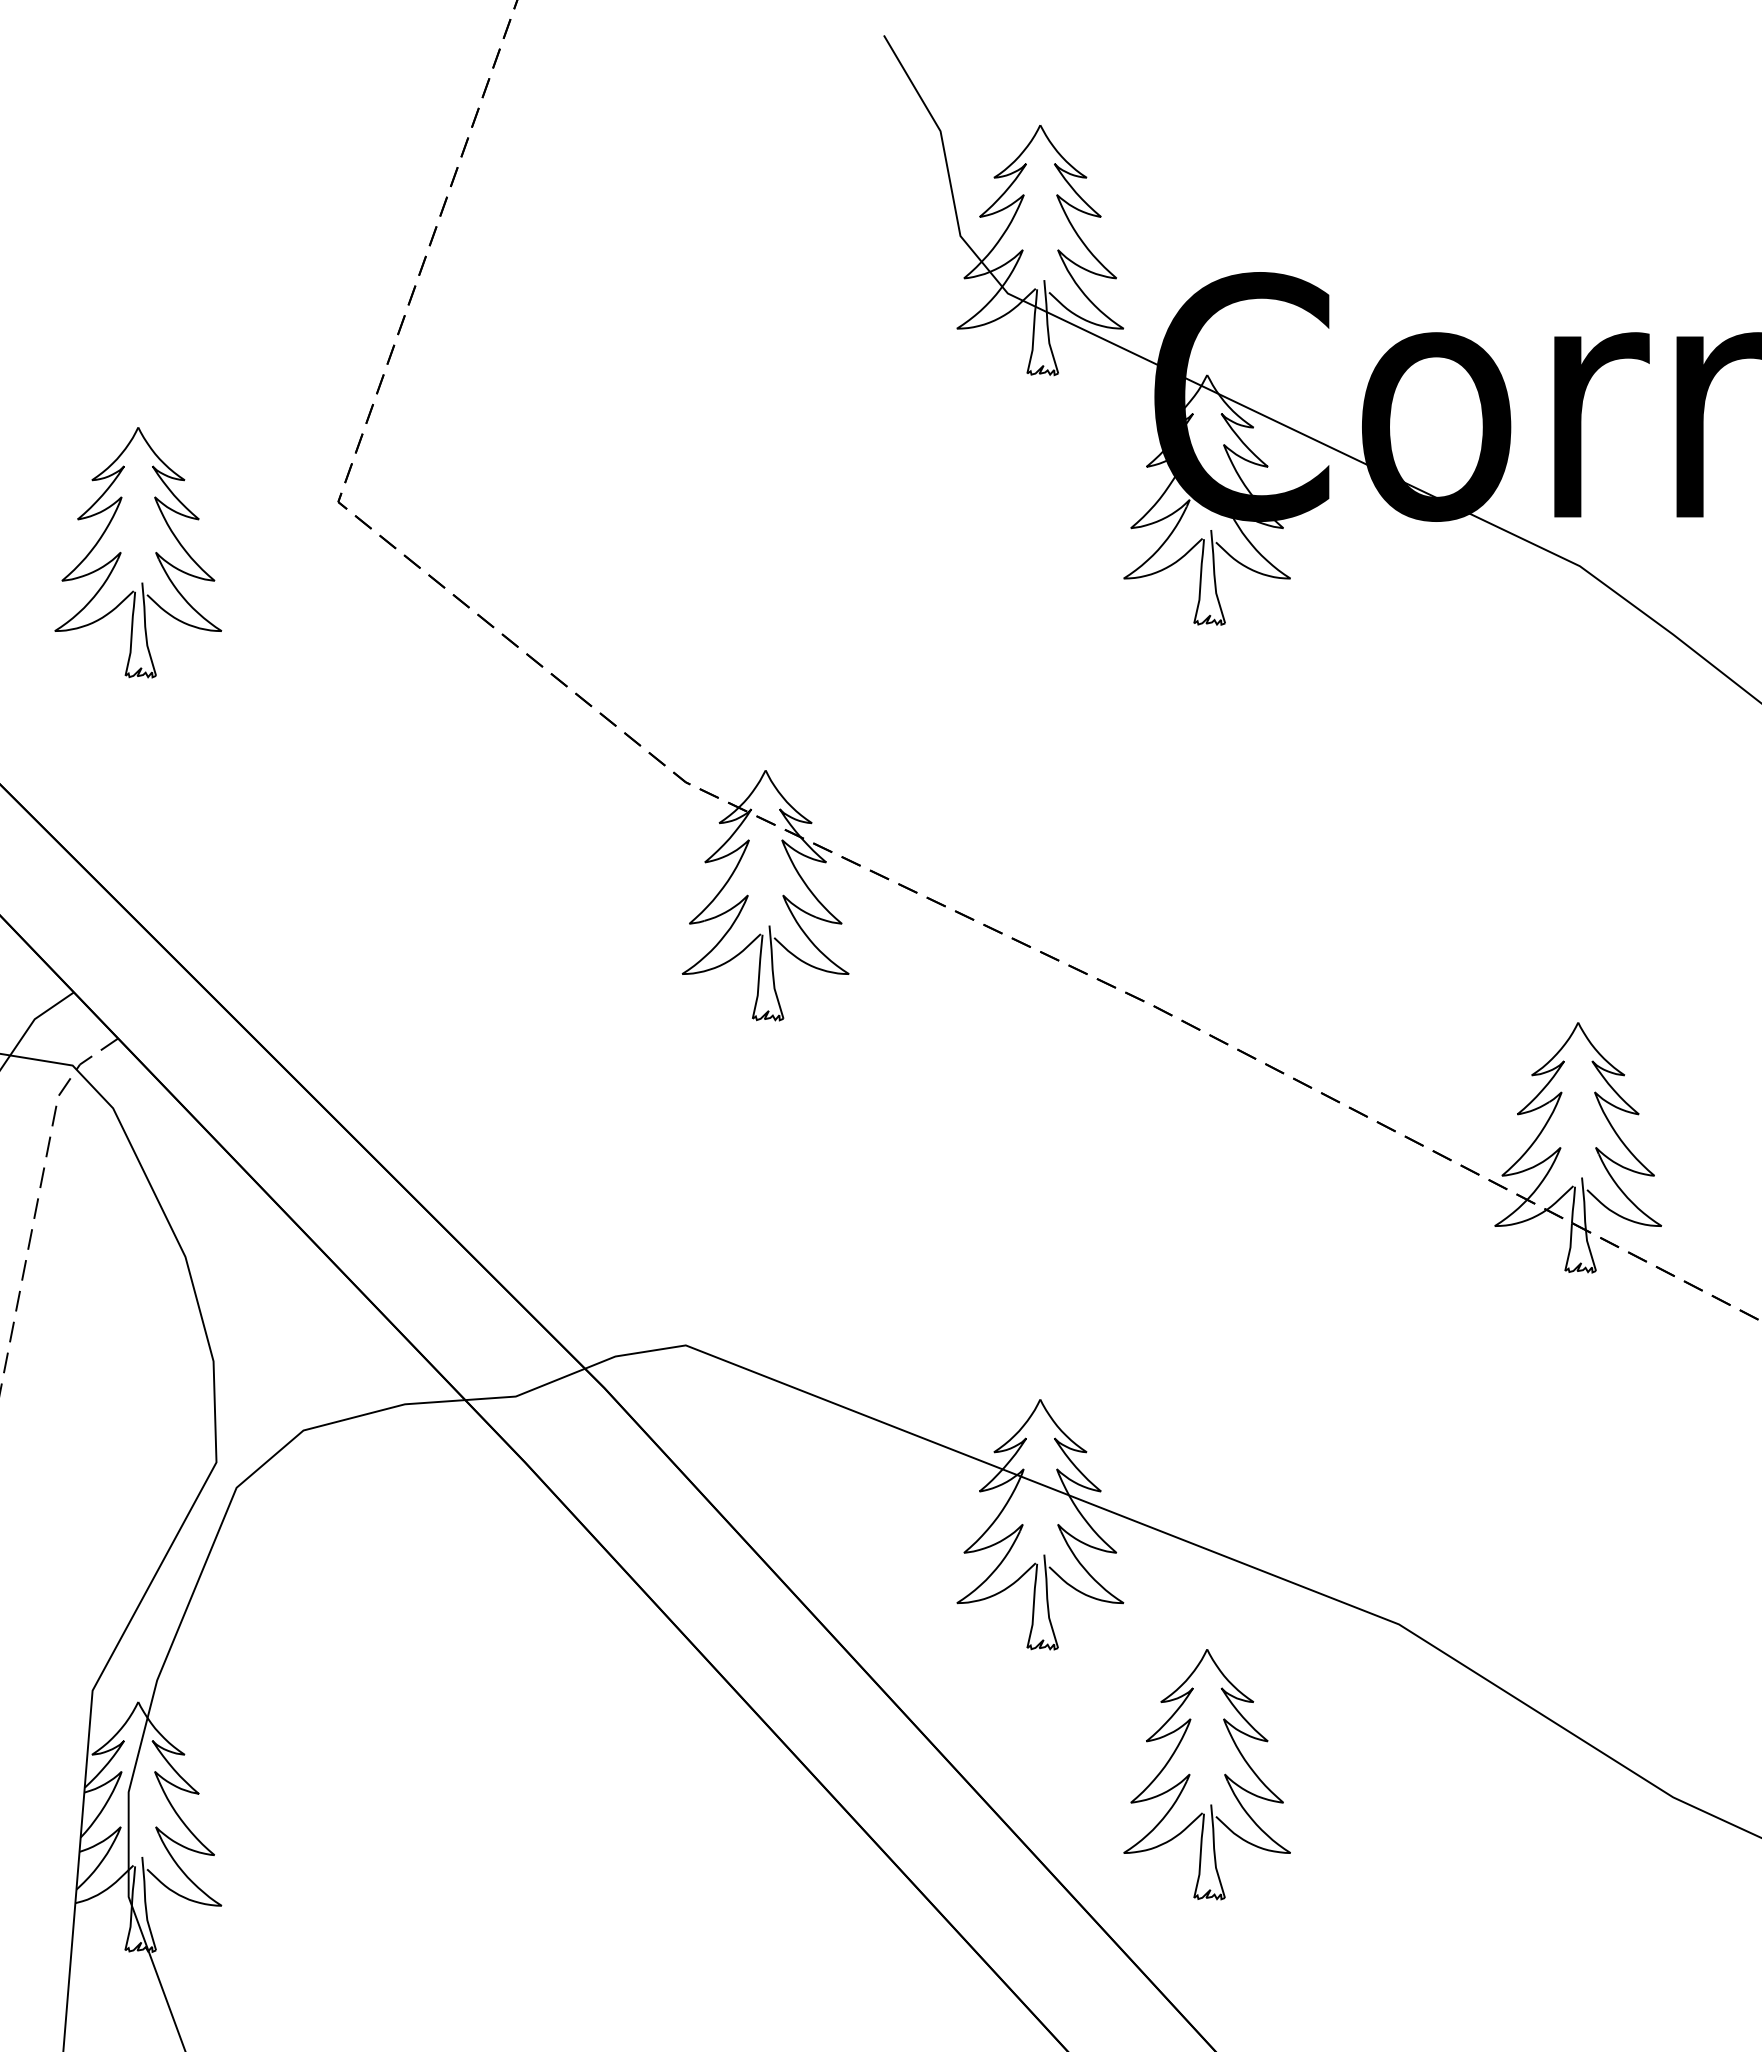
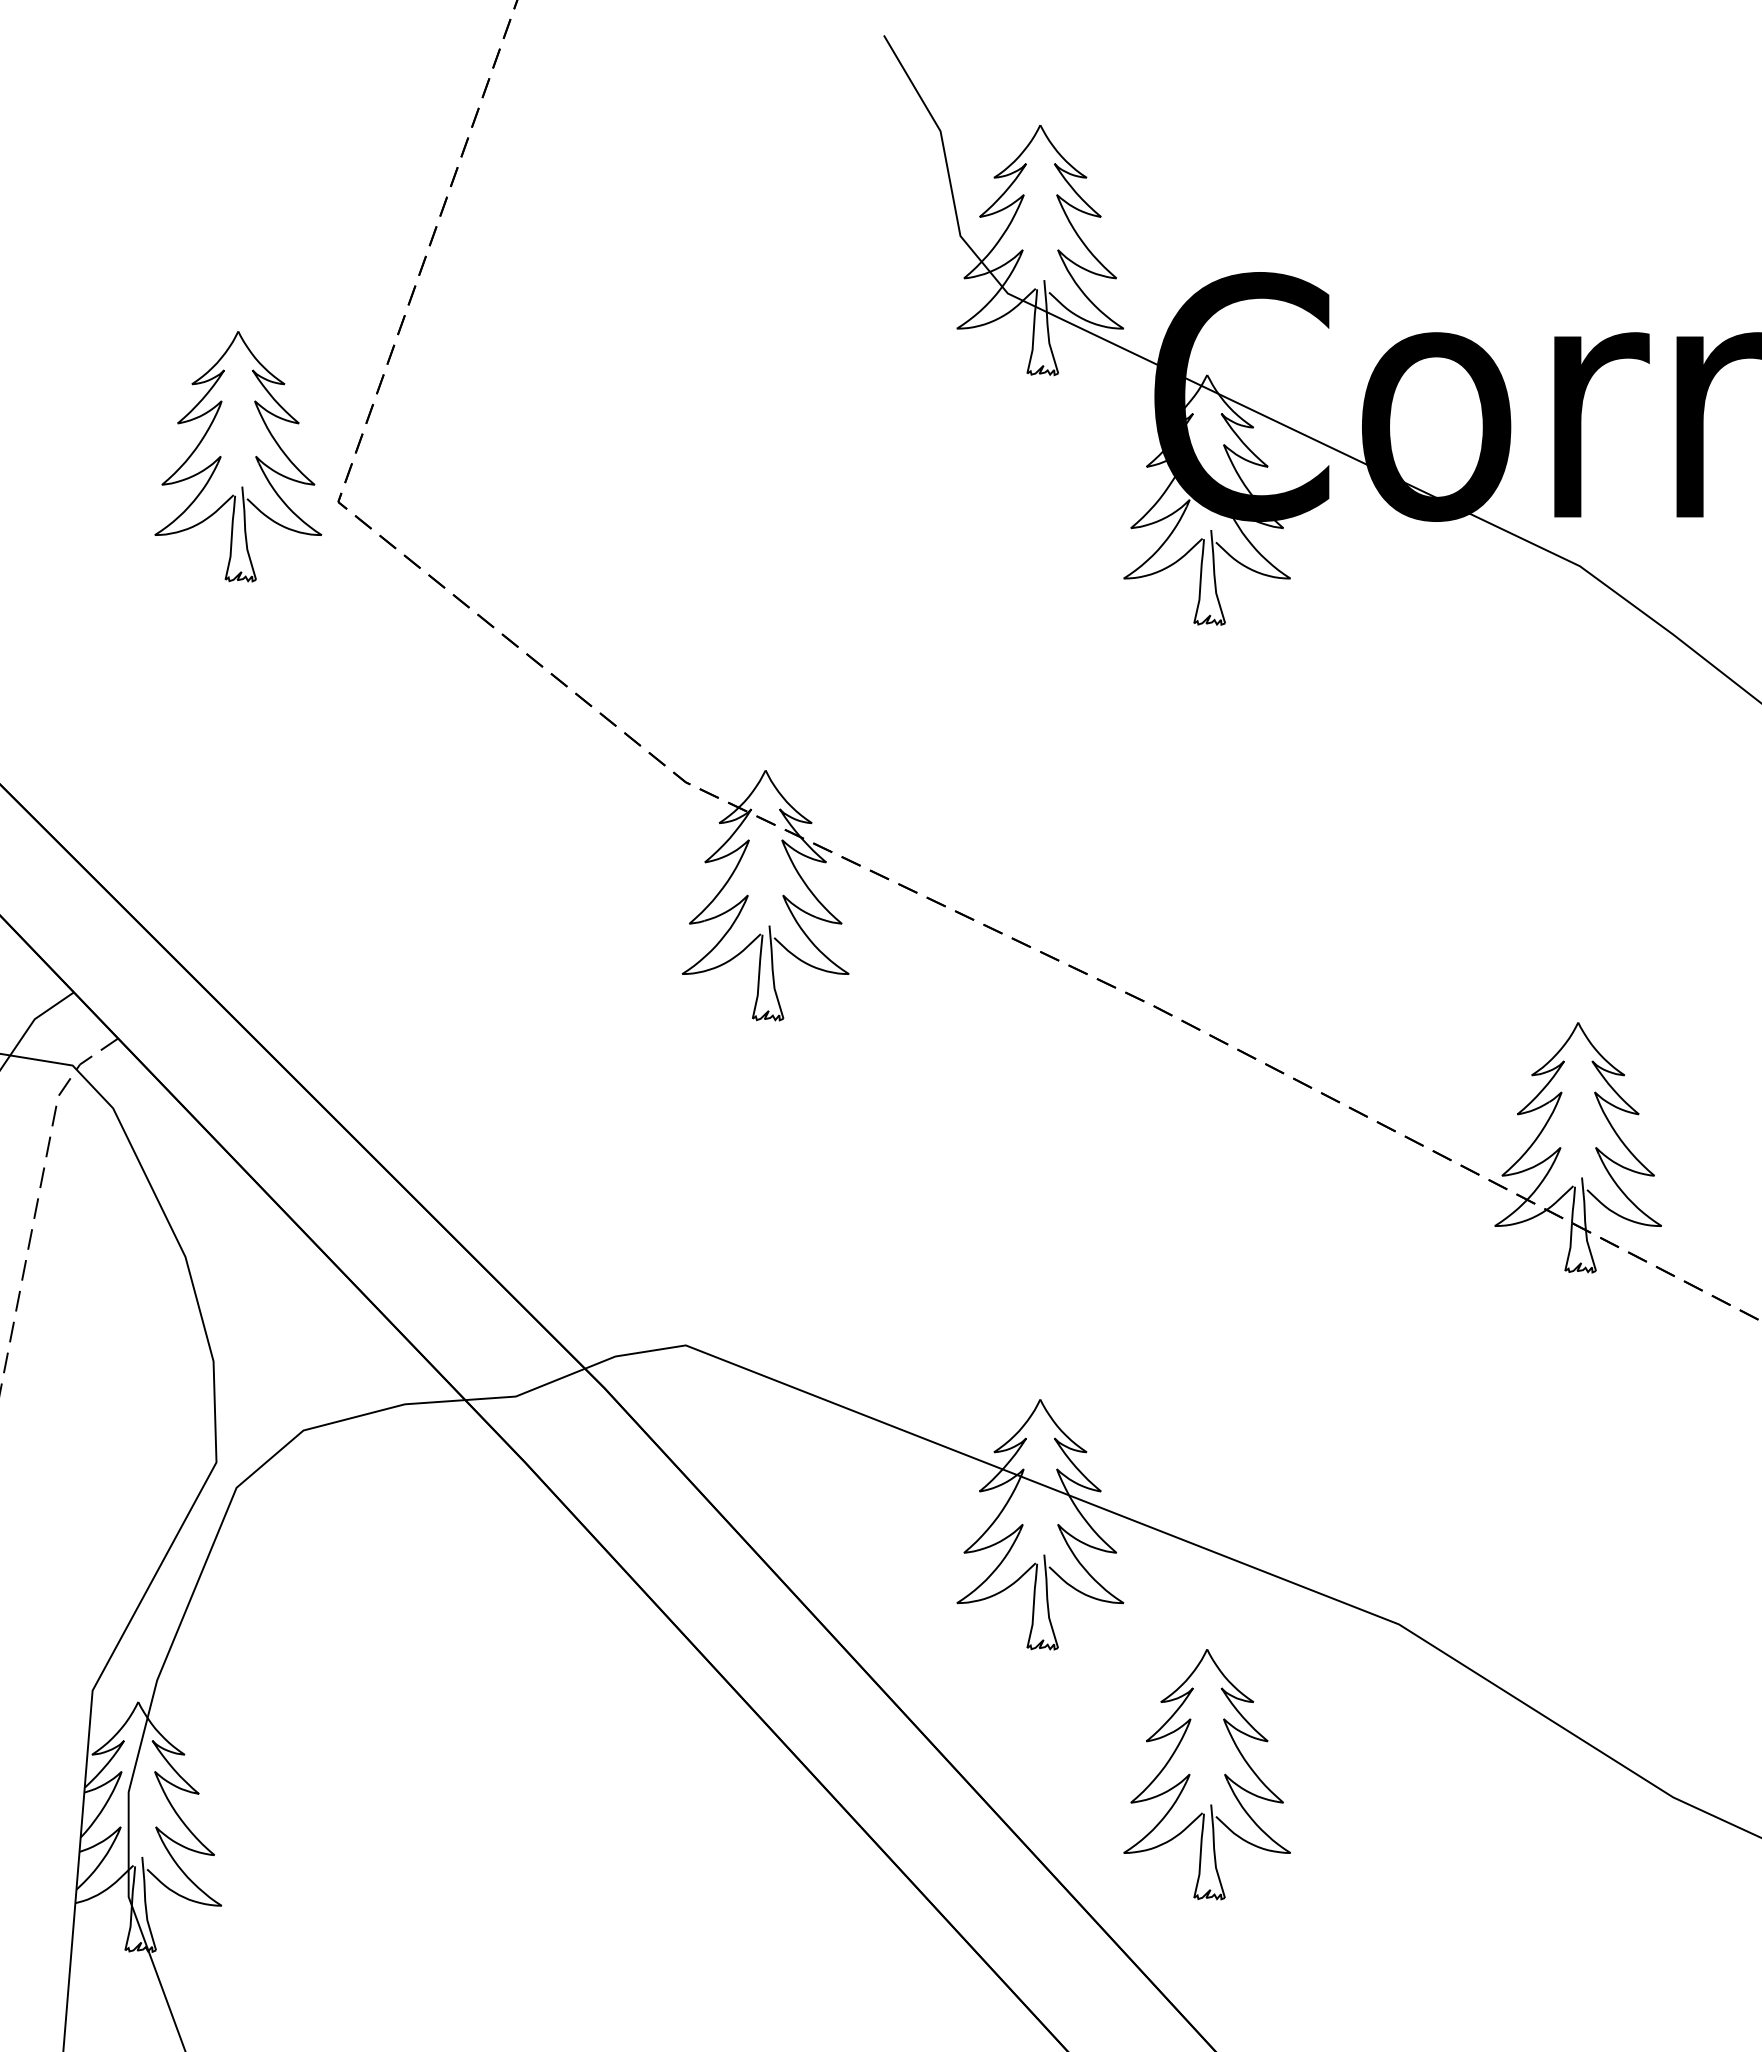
part position: (121, 552) -> (221, 456) (221, 456)
